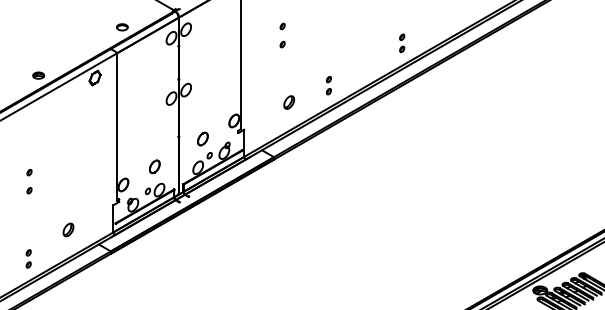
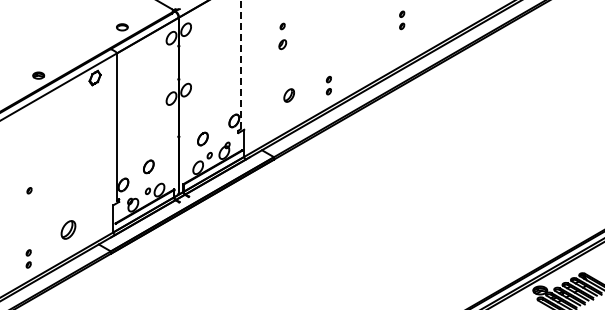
part position: (402, 43) -> (402, 20) (402, 20)
part size: 7x9 px -> 10x12 px (282, 44)
line: solid -> dashed (240, 64)
part position: (288, 102) -> (288, 95) (288, 95)
part position: (154, 166) -> (148, 166) (148, 166)
part: present -> none (29, 172)
part size: 13x16 px -> 17x20 px (68, 229)
